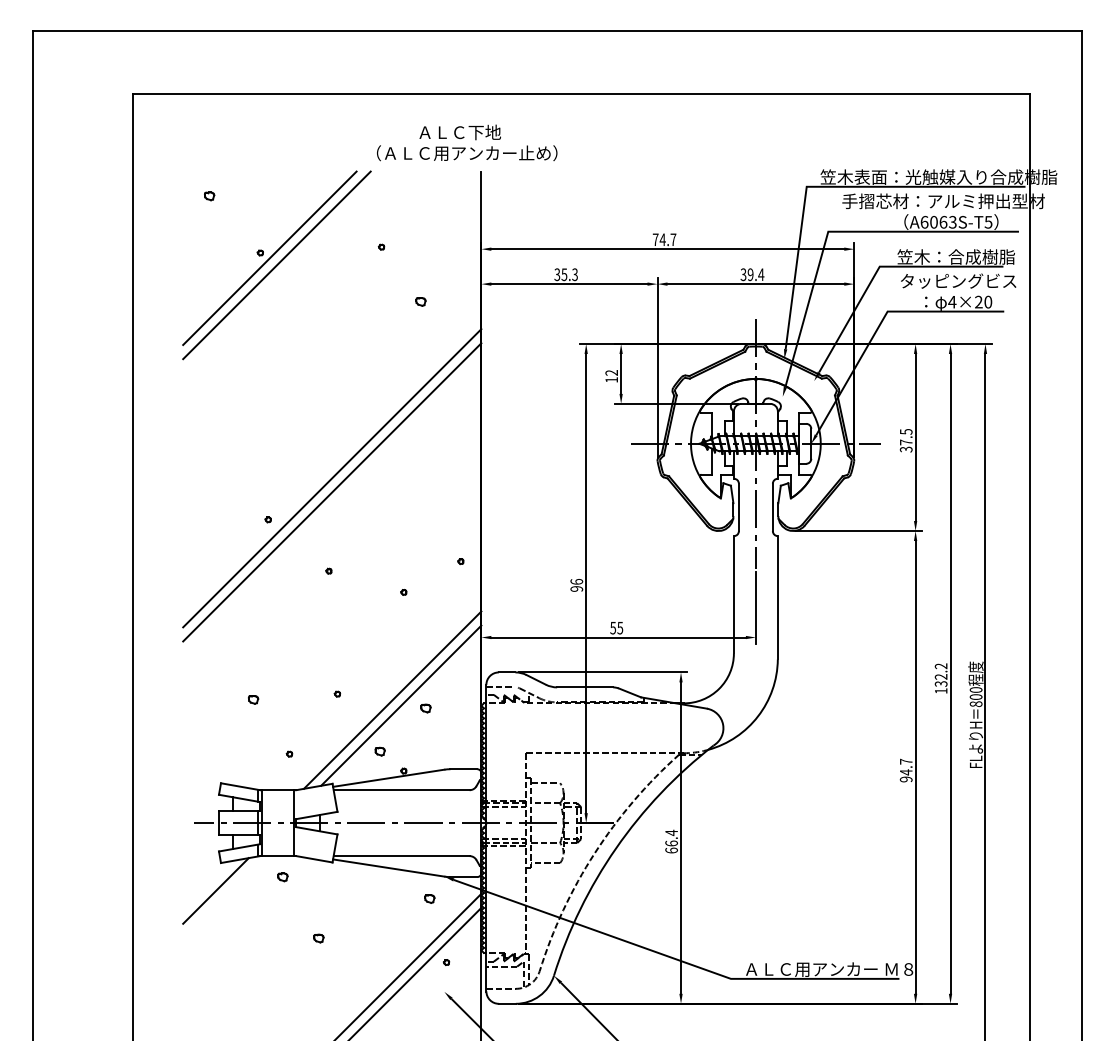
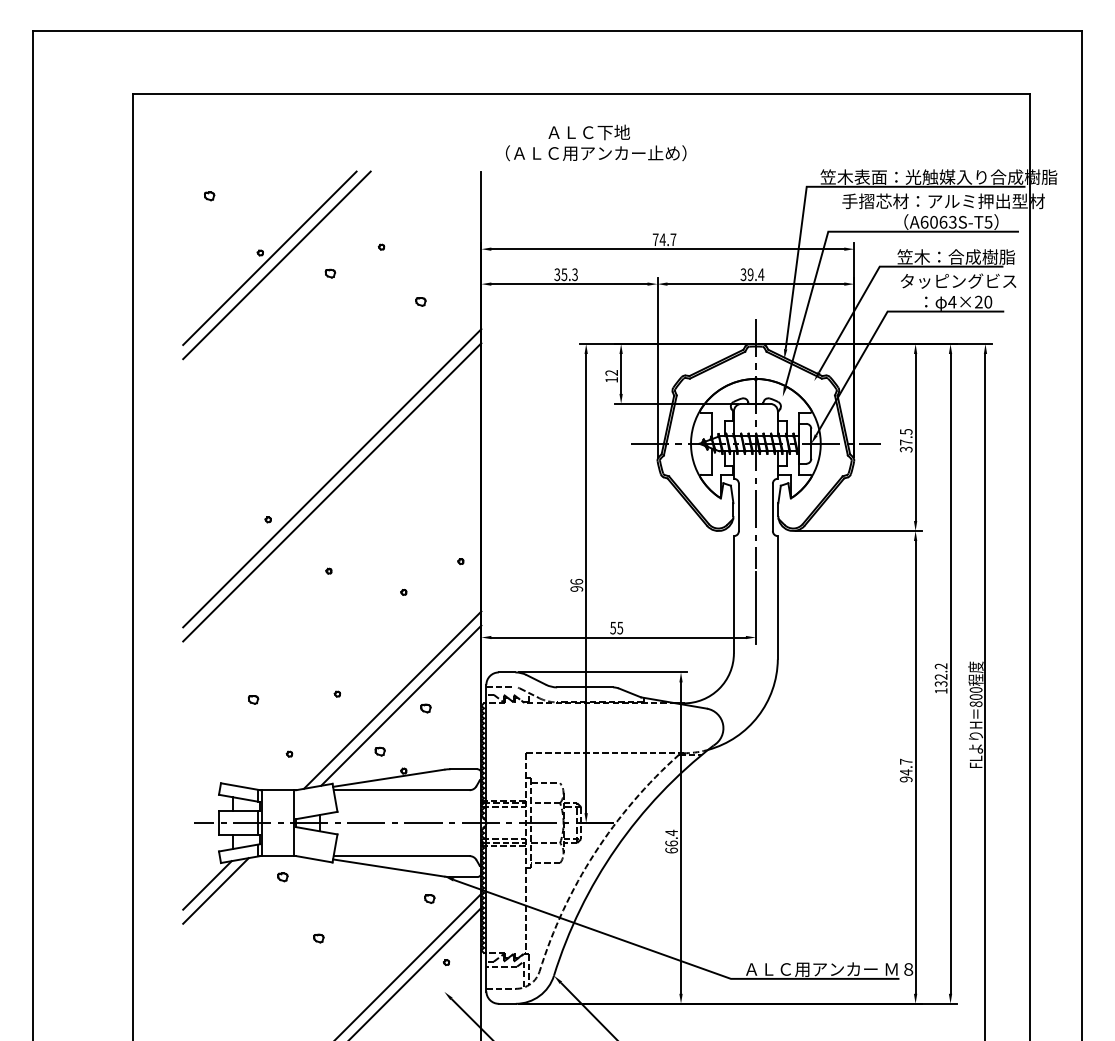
text position: (467, 142) -> (596, 142) (596, 142)
part: none -> present (330, 273)
line: none -> present (207, 885)
